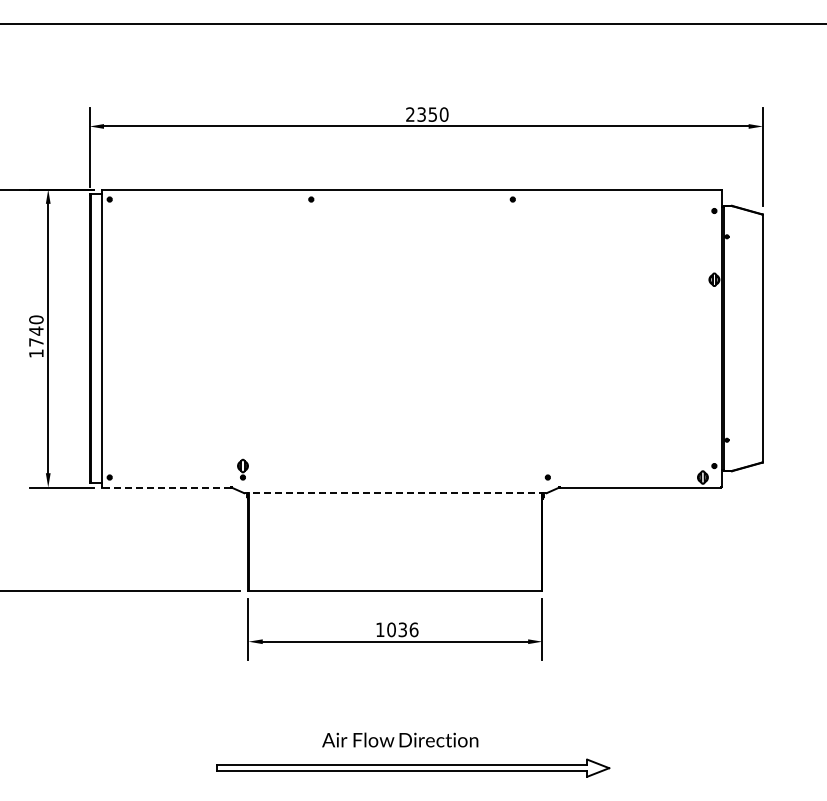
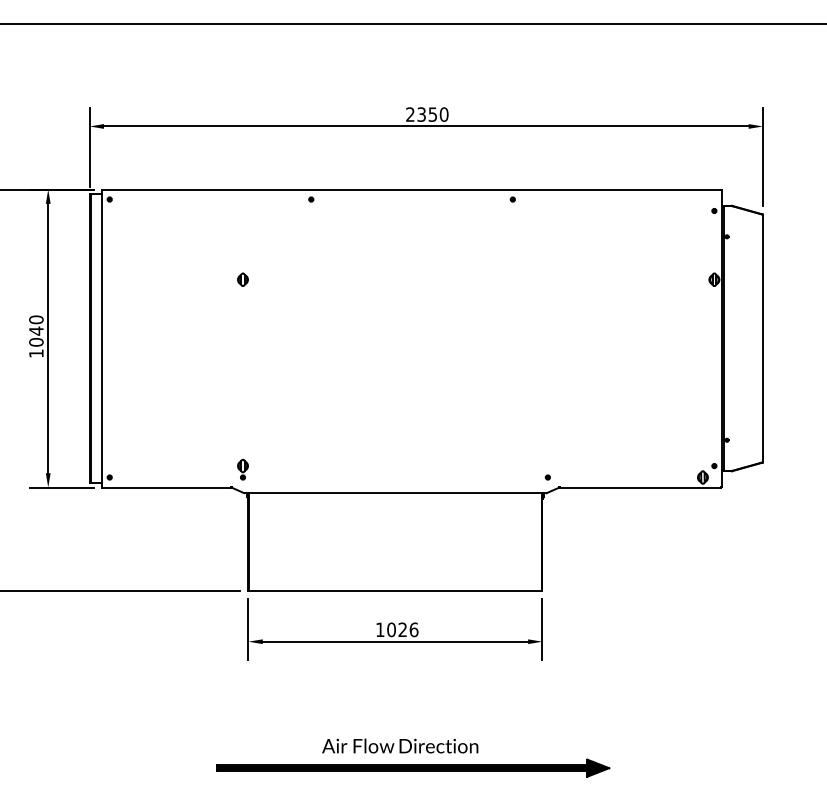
part: none -> present (242, 279)
text: 1740 -> 1040 (36, 342)
line: dashed -> solid (166, 487)
line: dashed -> solid (394, 493)
text: 1036 -> 1026 (402, 630)
text position: (400, 739) -> (400, 745) (400, 745)
fill: none -> present (412, 767)
